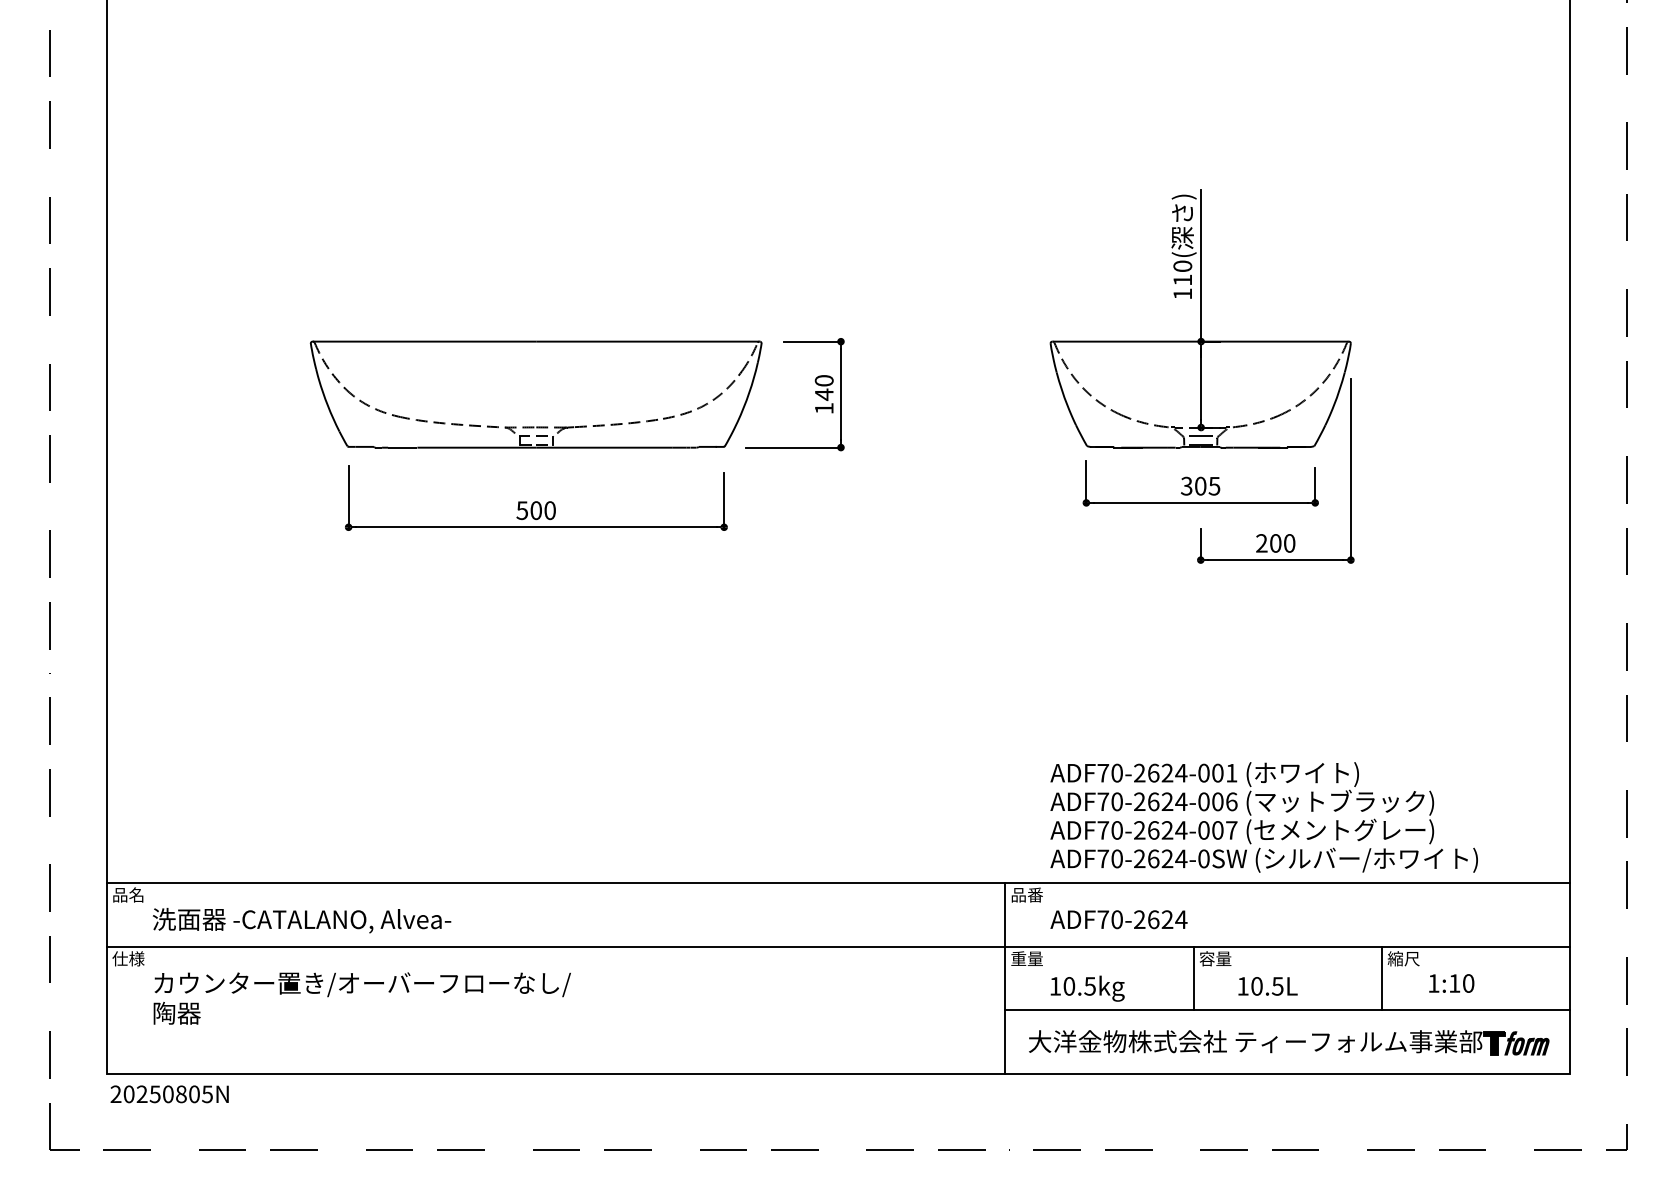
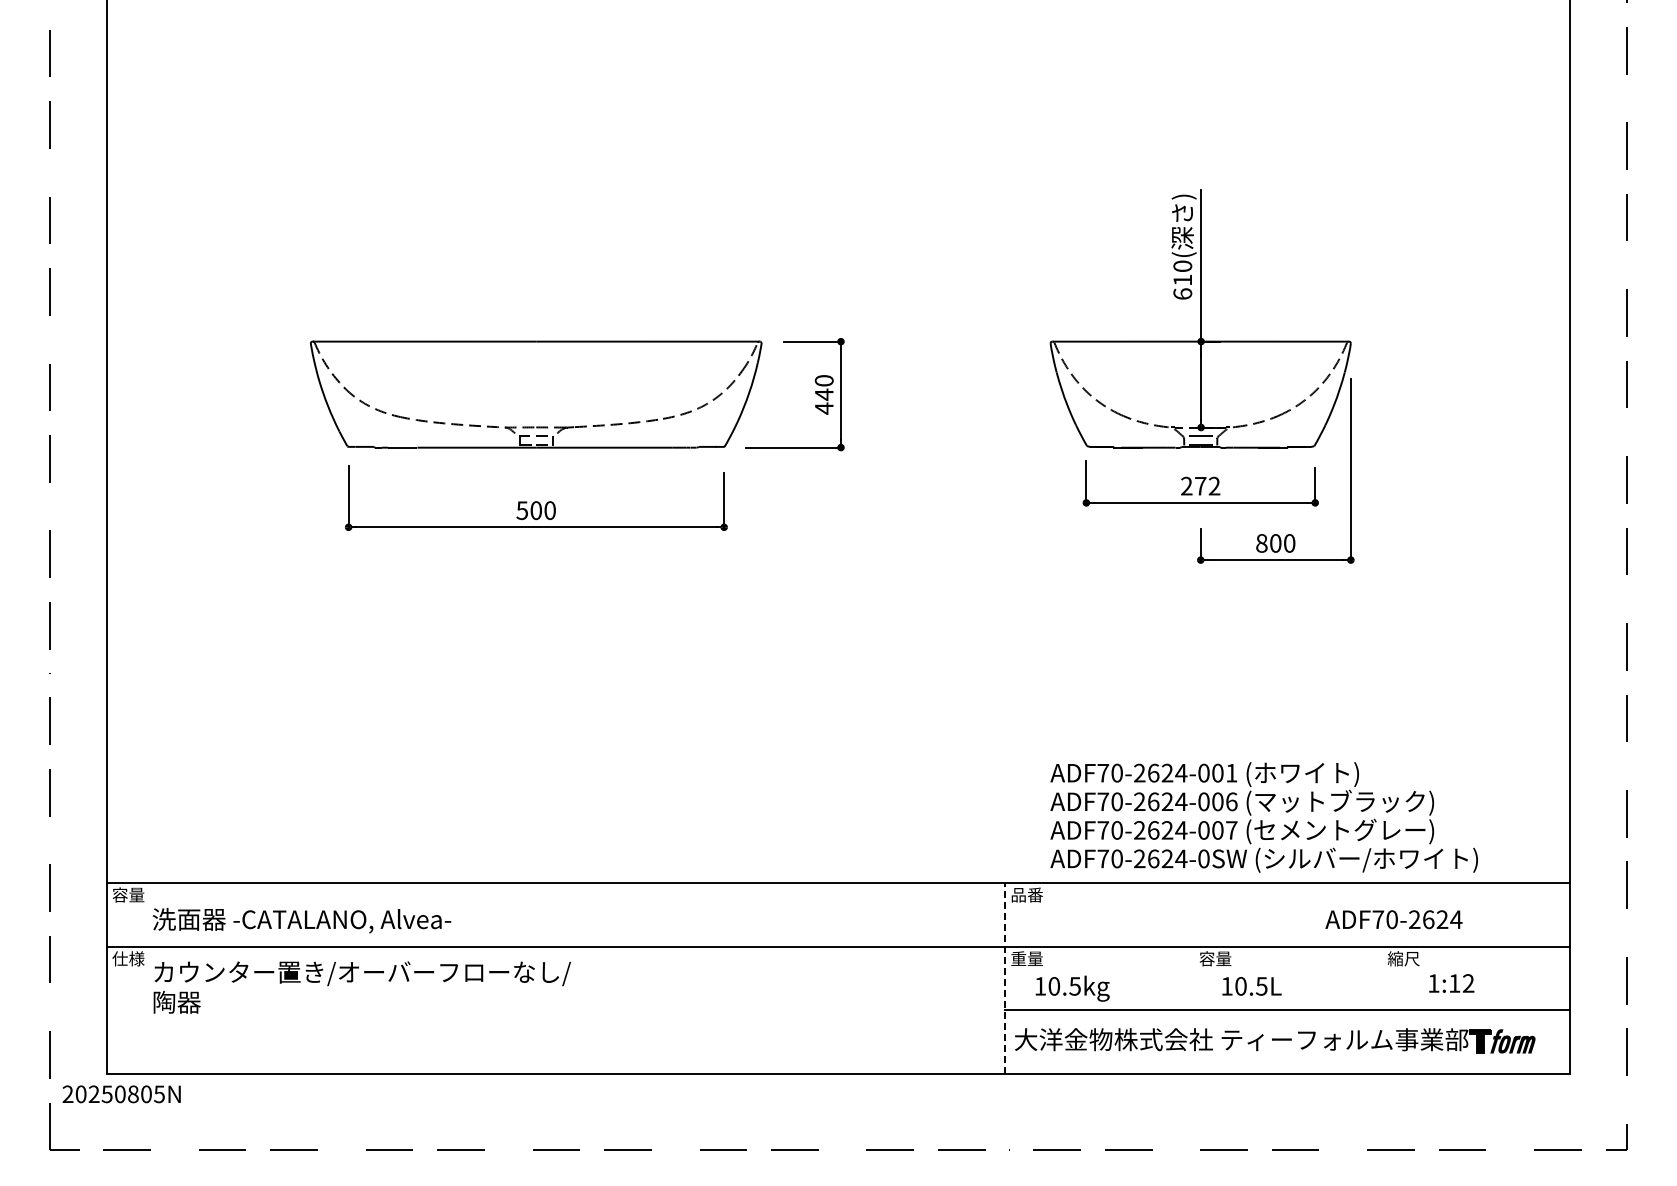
text: 110( -> 610( (1182, 293)
text: 140 -> 440 (824, 408)
text: 305 -> 272 (1200, 485)
text: 200 -> 800 (1261, 543)
text: 品名 -> 容量 (128, 894)
text position: (1118, 919) -> (1393, 919) (1393, 919)
line: solid -> dashed (1005, 978)
line: present -> none (1193, 978)
line: present -> none (1381, 978)
text: 1:10 -> 1:12 (1468, 983)
text position: (1267, 986) -> (1251, 986) (1251, 986)
text position: (1087, 988) -> (1072, 988) (1072, 988)
text position: (361, 998) -> (361, 987) (361, 987)
part position: (1289, 1042) -> (1275, 1040) (1275, 1040)
text position: (169, 1094) -> (121, 1094) (121, 1094)
